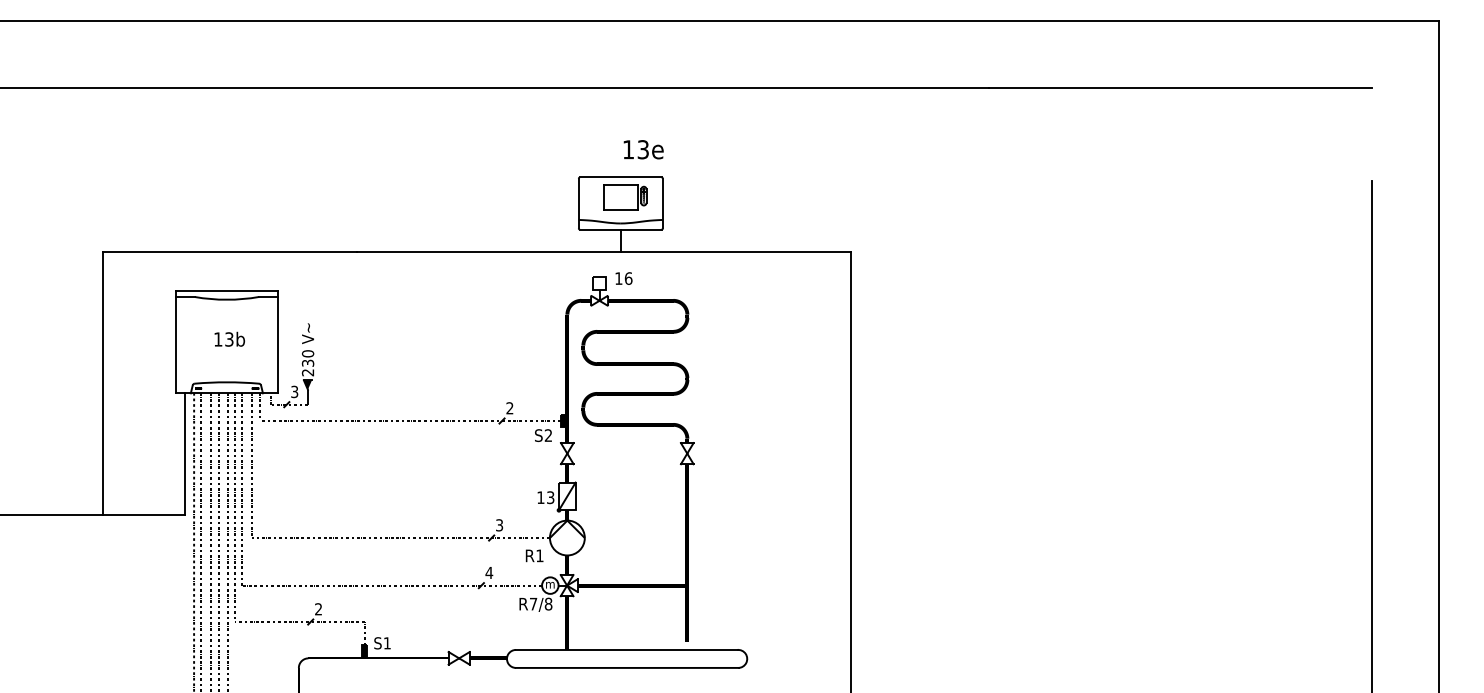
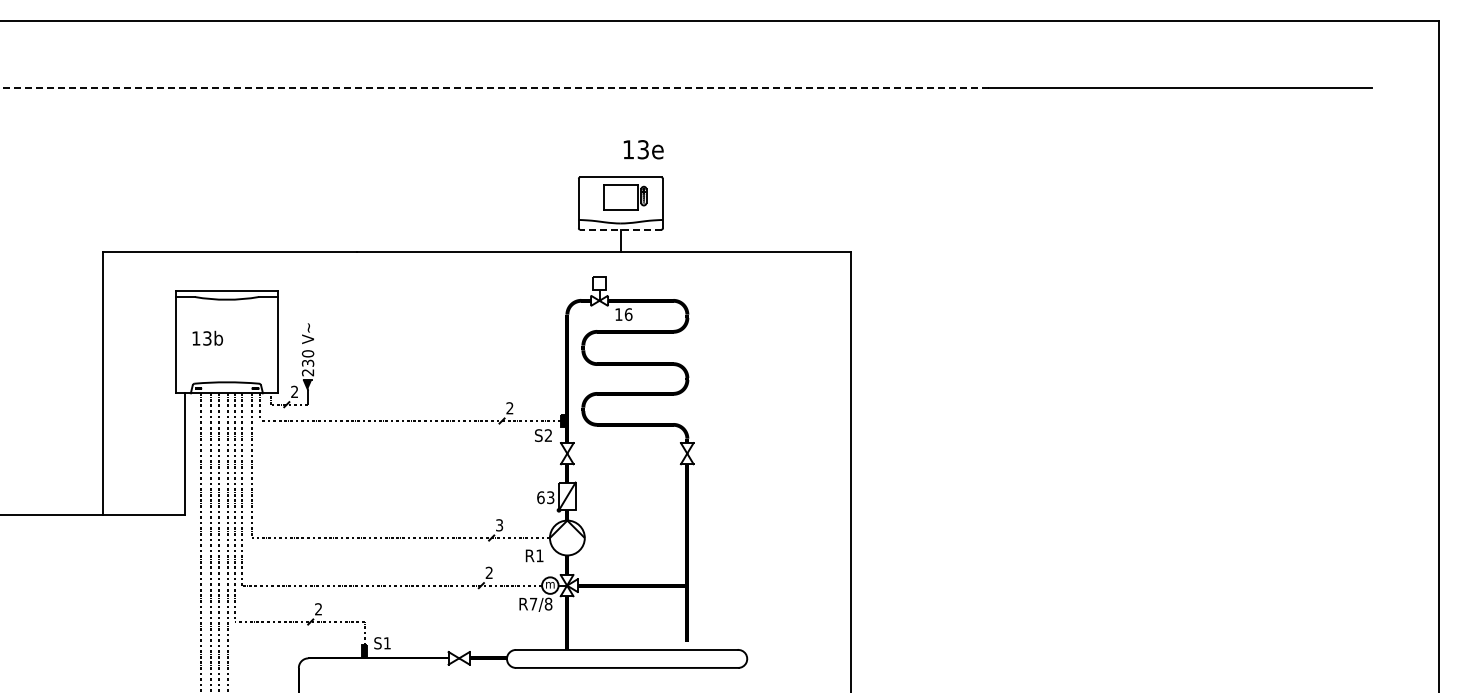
line: solid -> dashed (494, 88)
line: solid -> dashed (620, 229)
text position: (623, 278) -> (623, 314) (623, 314)
text position: (229, 338) -> (207, 337) (207, 337)
text: 3 -> 2 (294, 392)
line: present -> none (1372, 434)
text: 13 -> 63 (540, 497)
line: present -> none (194, 541)
text: 4 -> 2 (489, 572)
